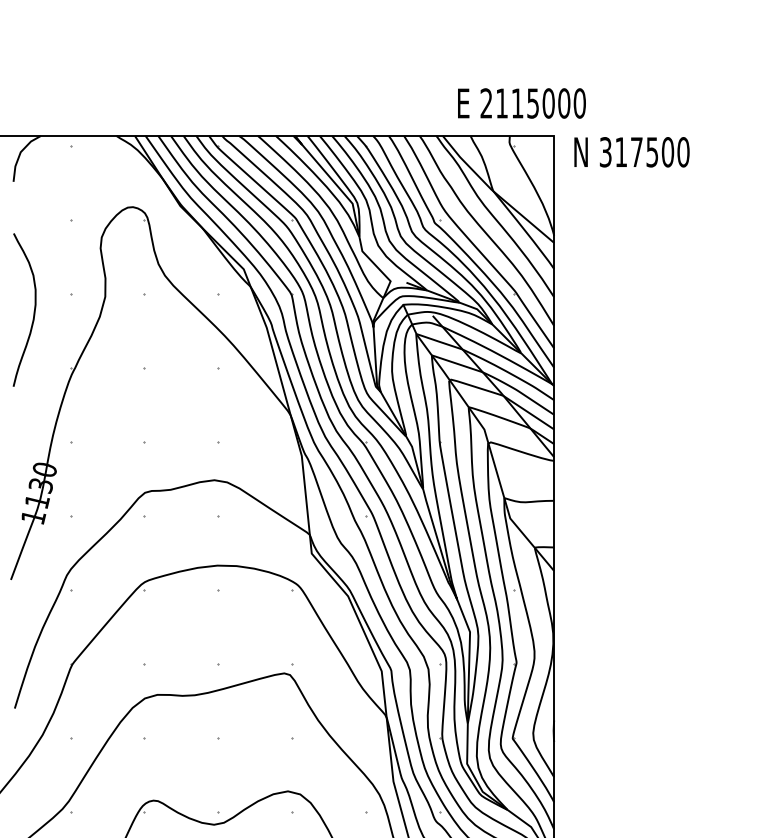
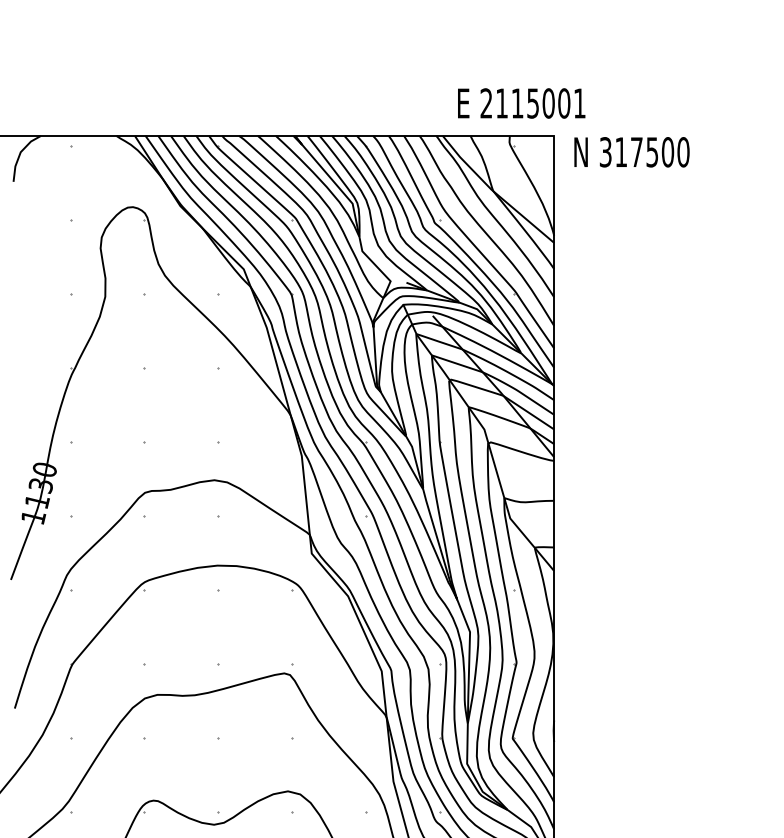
text: 2115000 -> 2115001 (579, 103)
curve: present -> none (33, 311)
